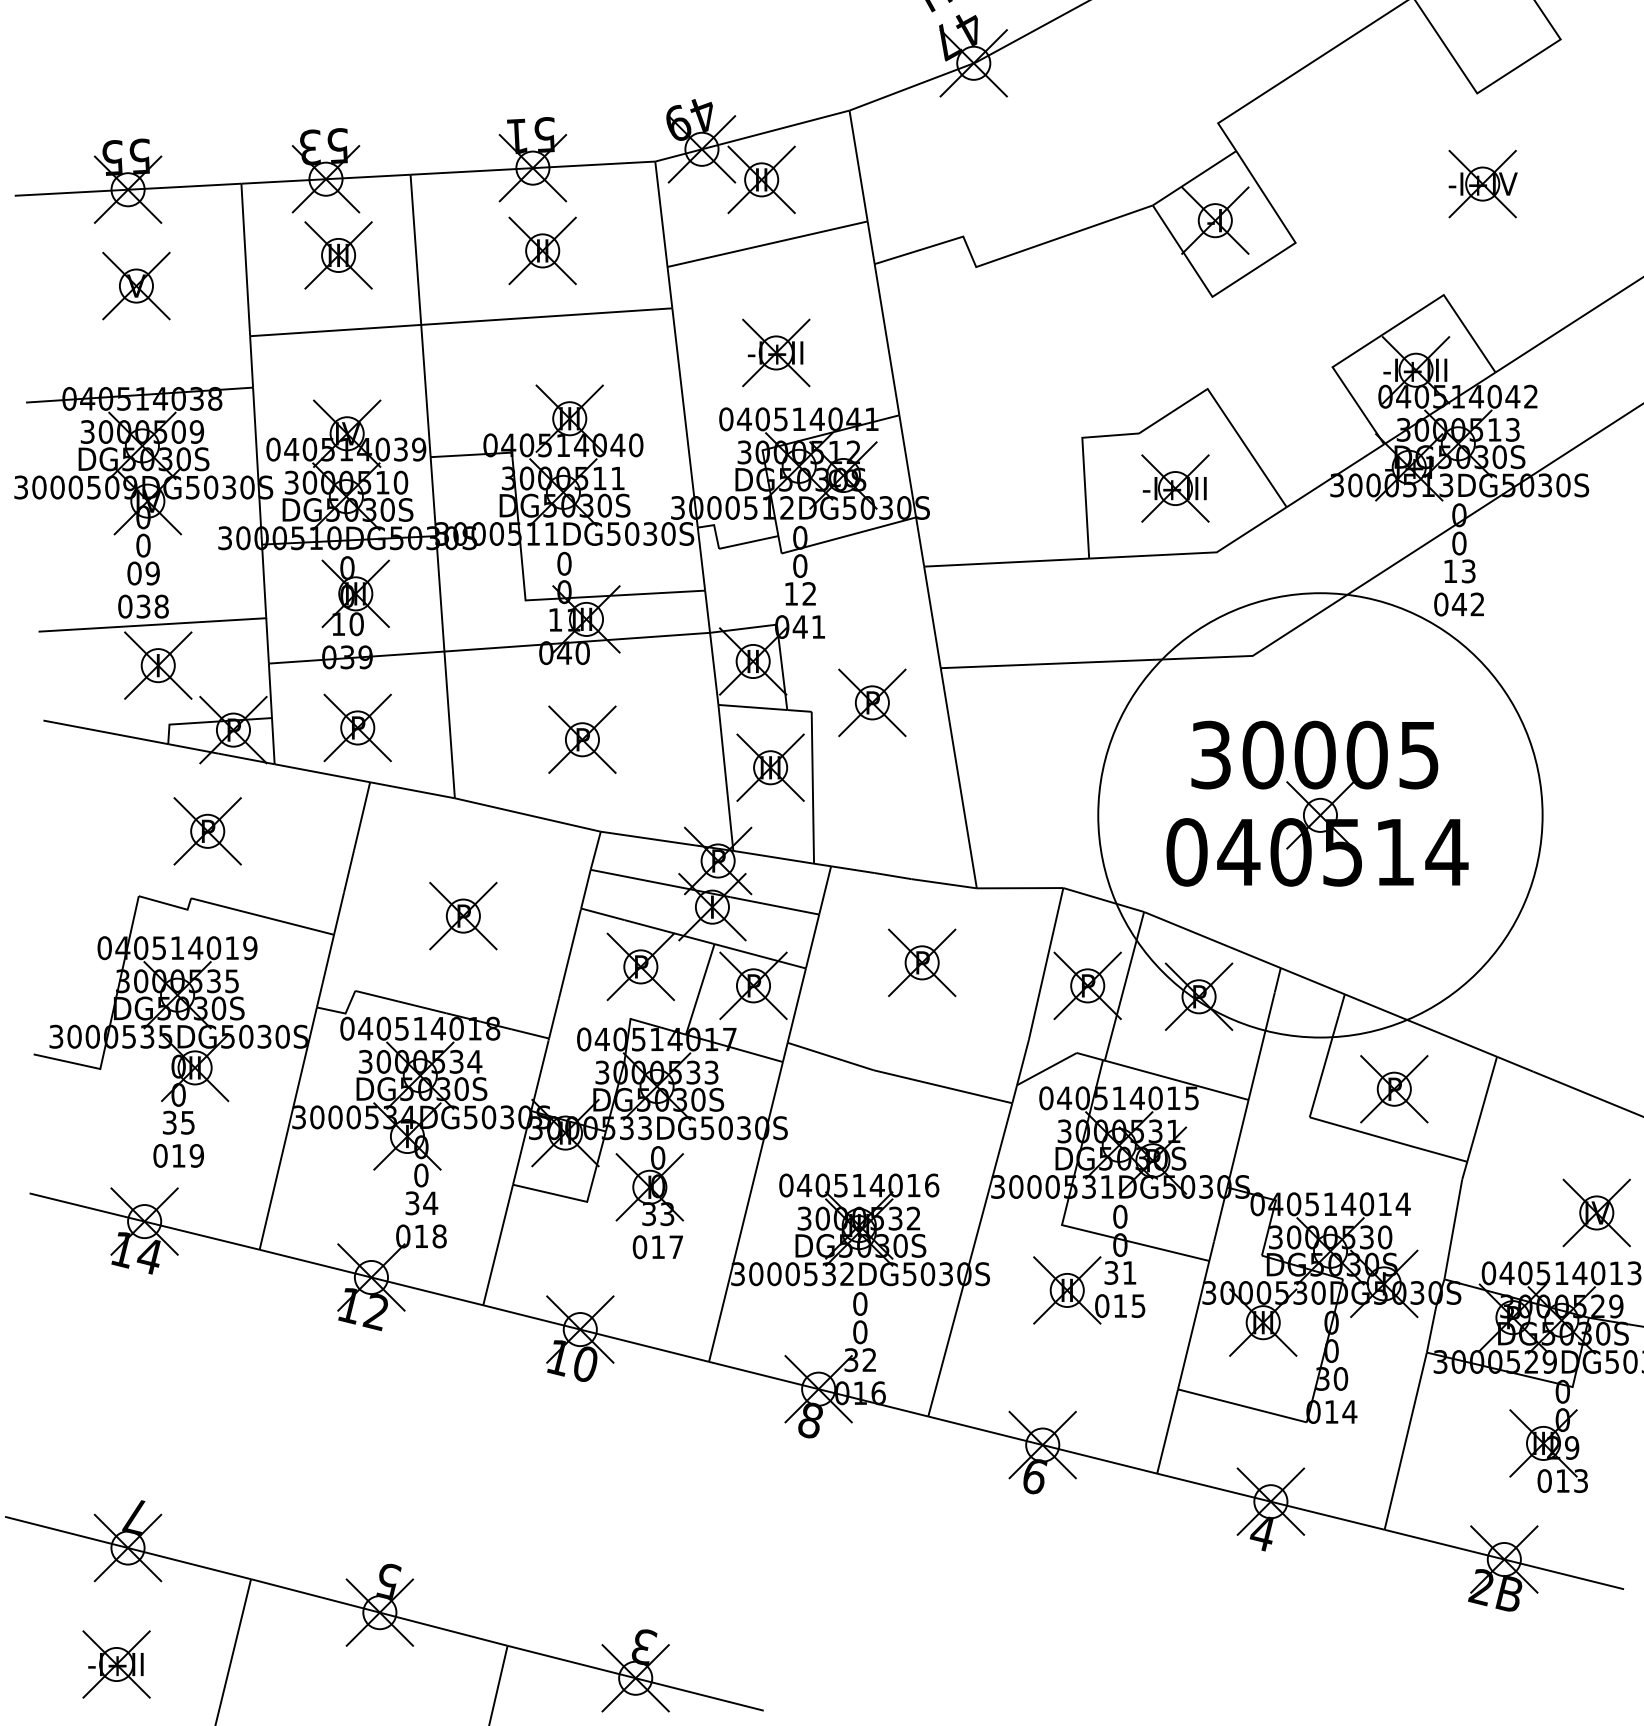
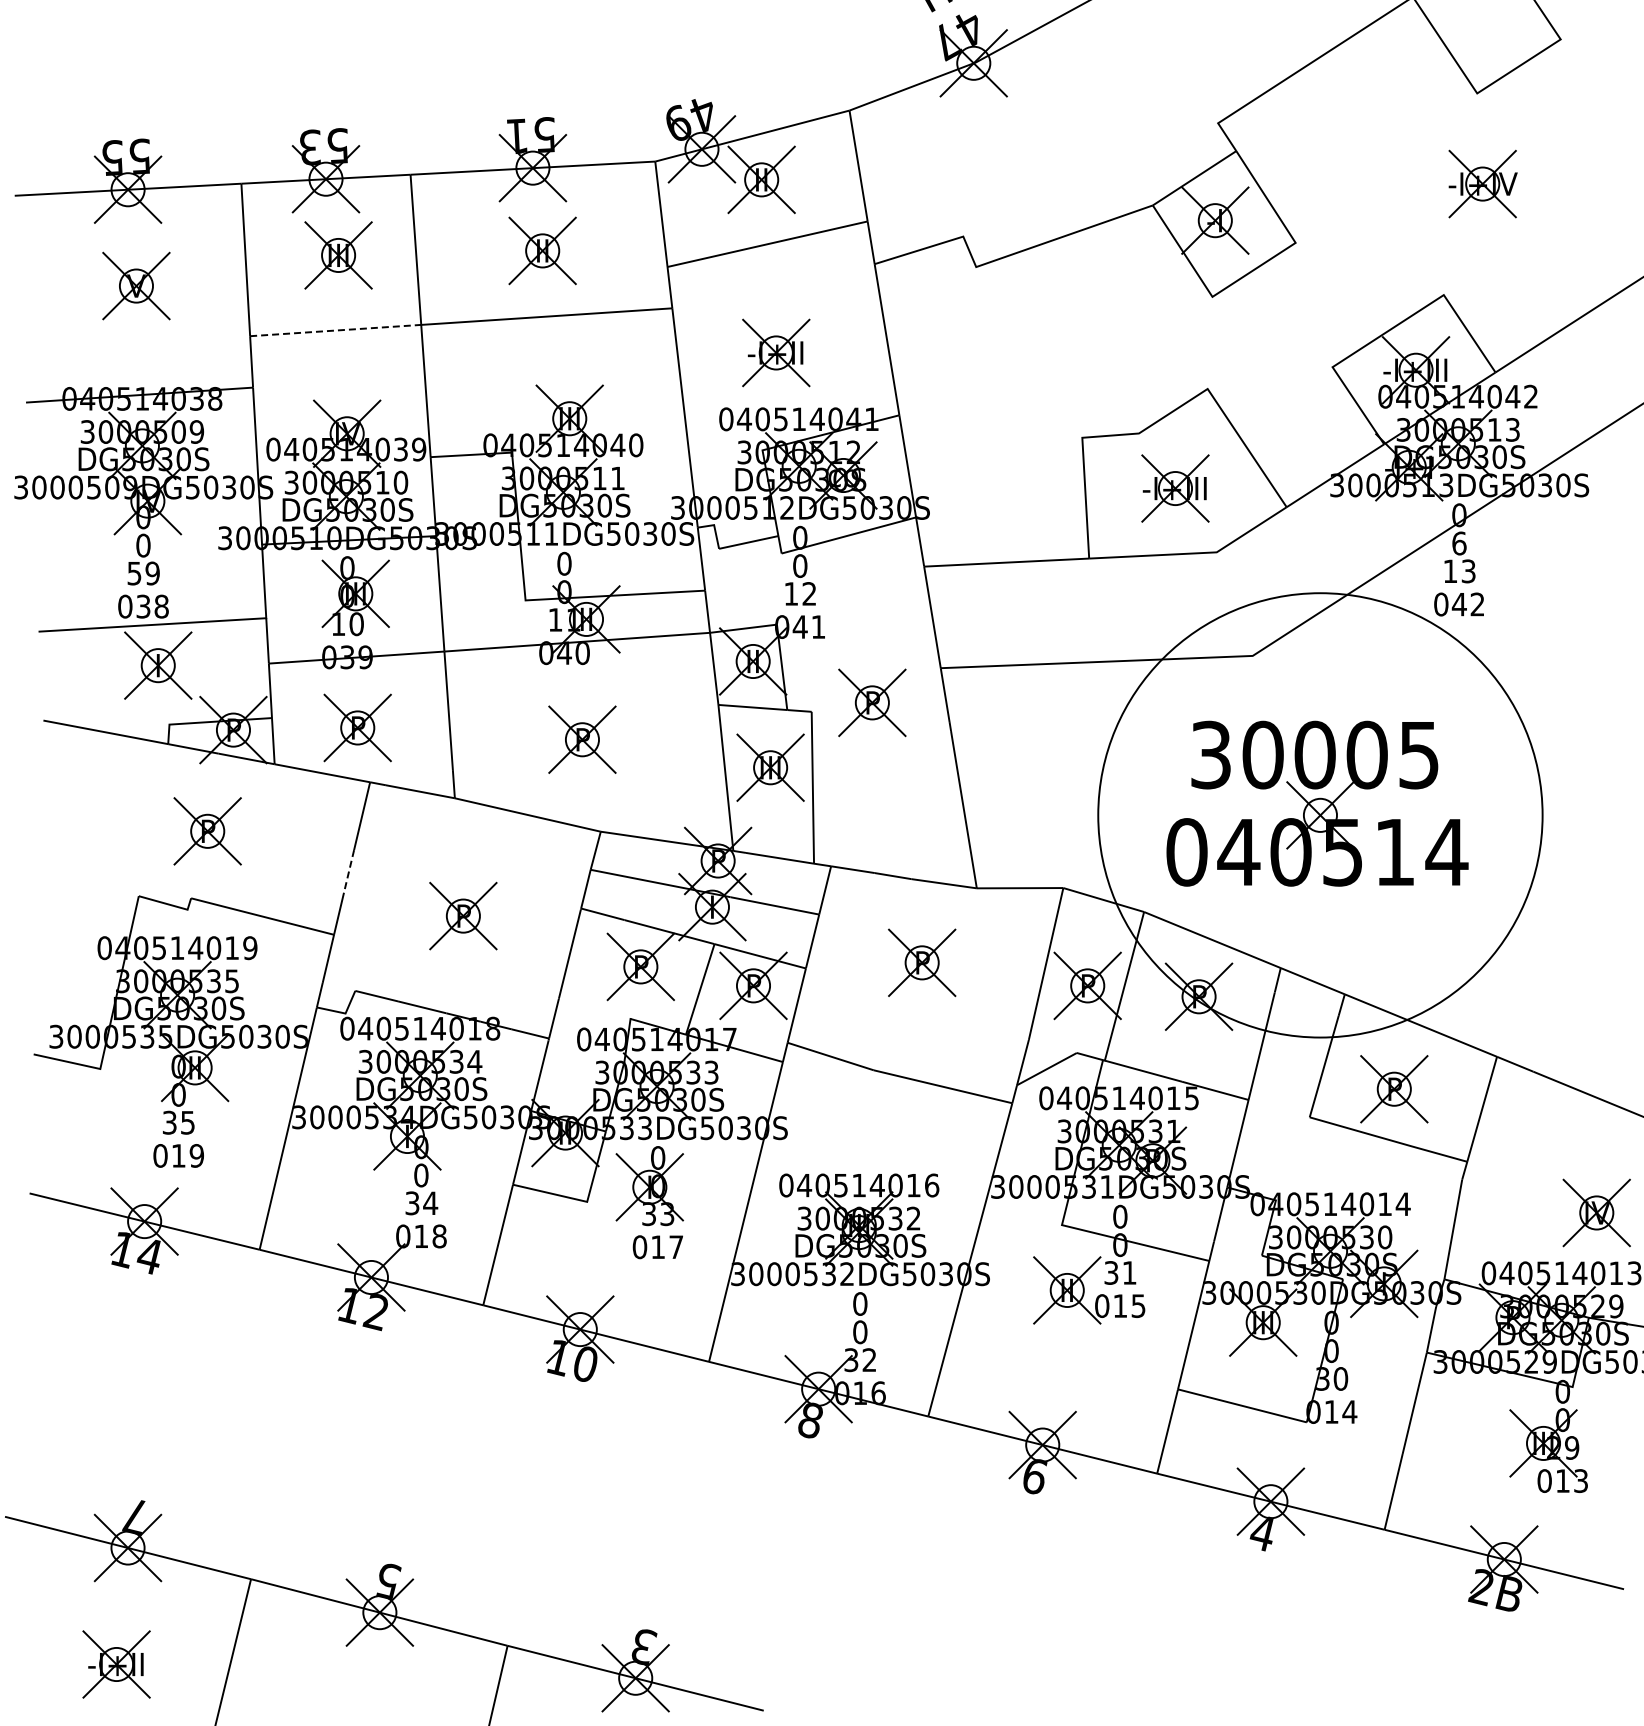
line: solid -> dashed (335, 330)
text: 0 -> 6 (1459, 543)
text: 09 -> 59 (134, 573)
line: solid -> dashed (349, 871)
